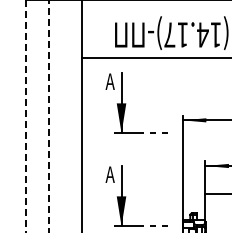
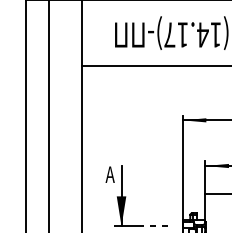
line position: (155, 57) -> (155, 65) (155, 65)
part: present -> none (126, 103)
line: dashed -> solid (25, 116)
line: dashed -> solid (49, 116)
